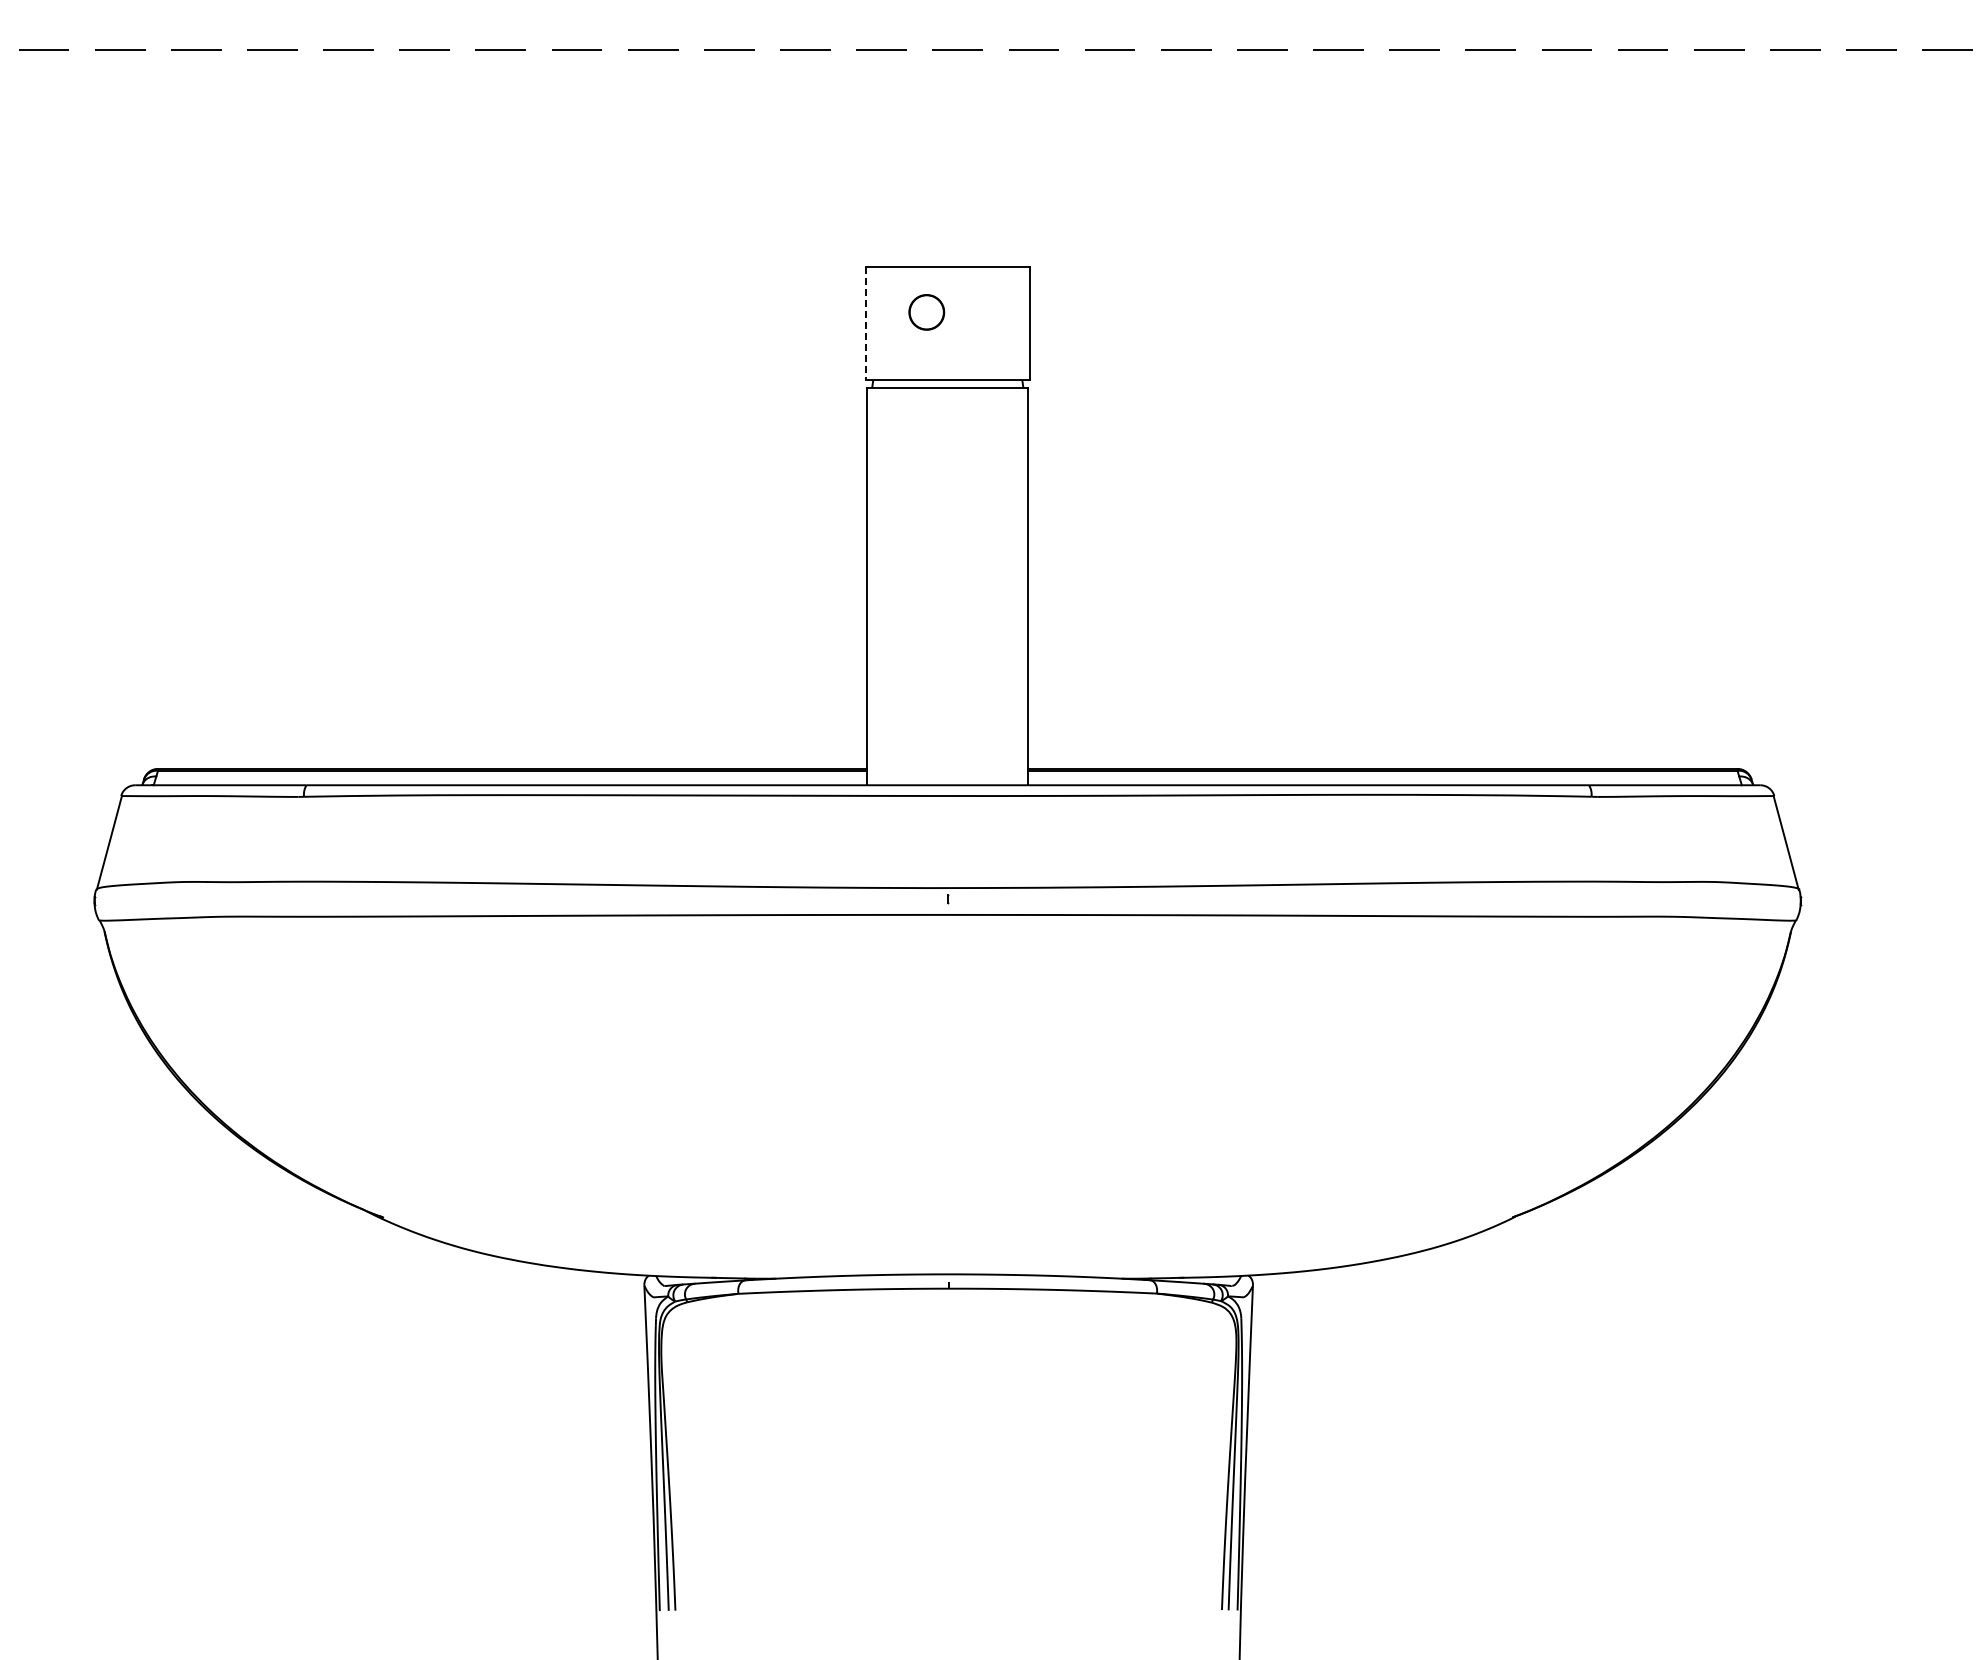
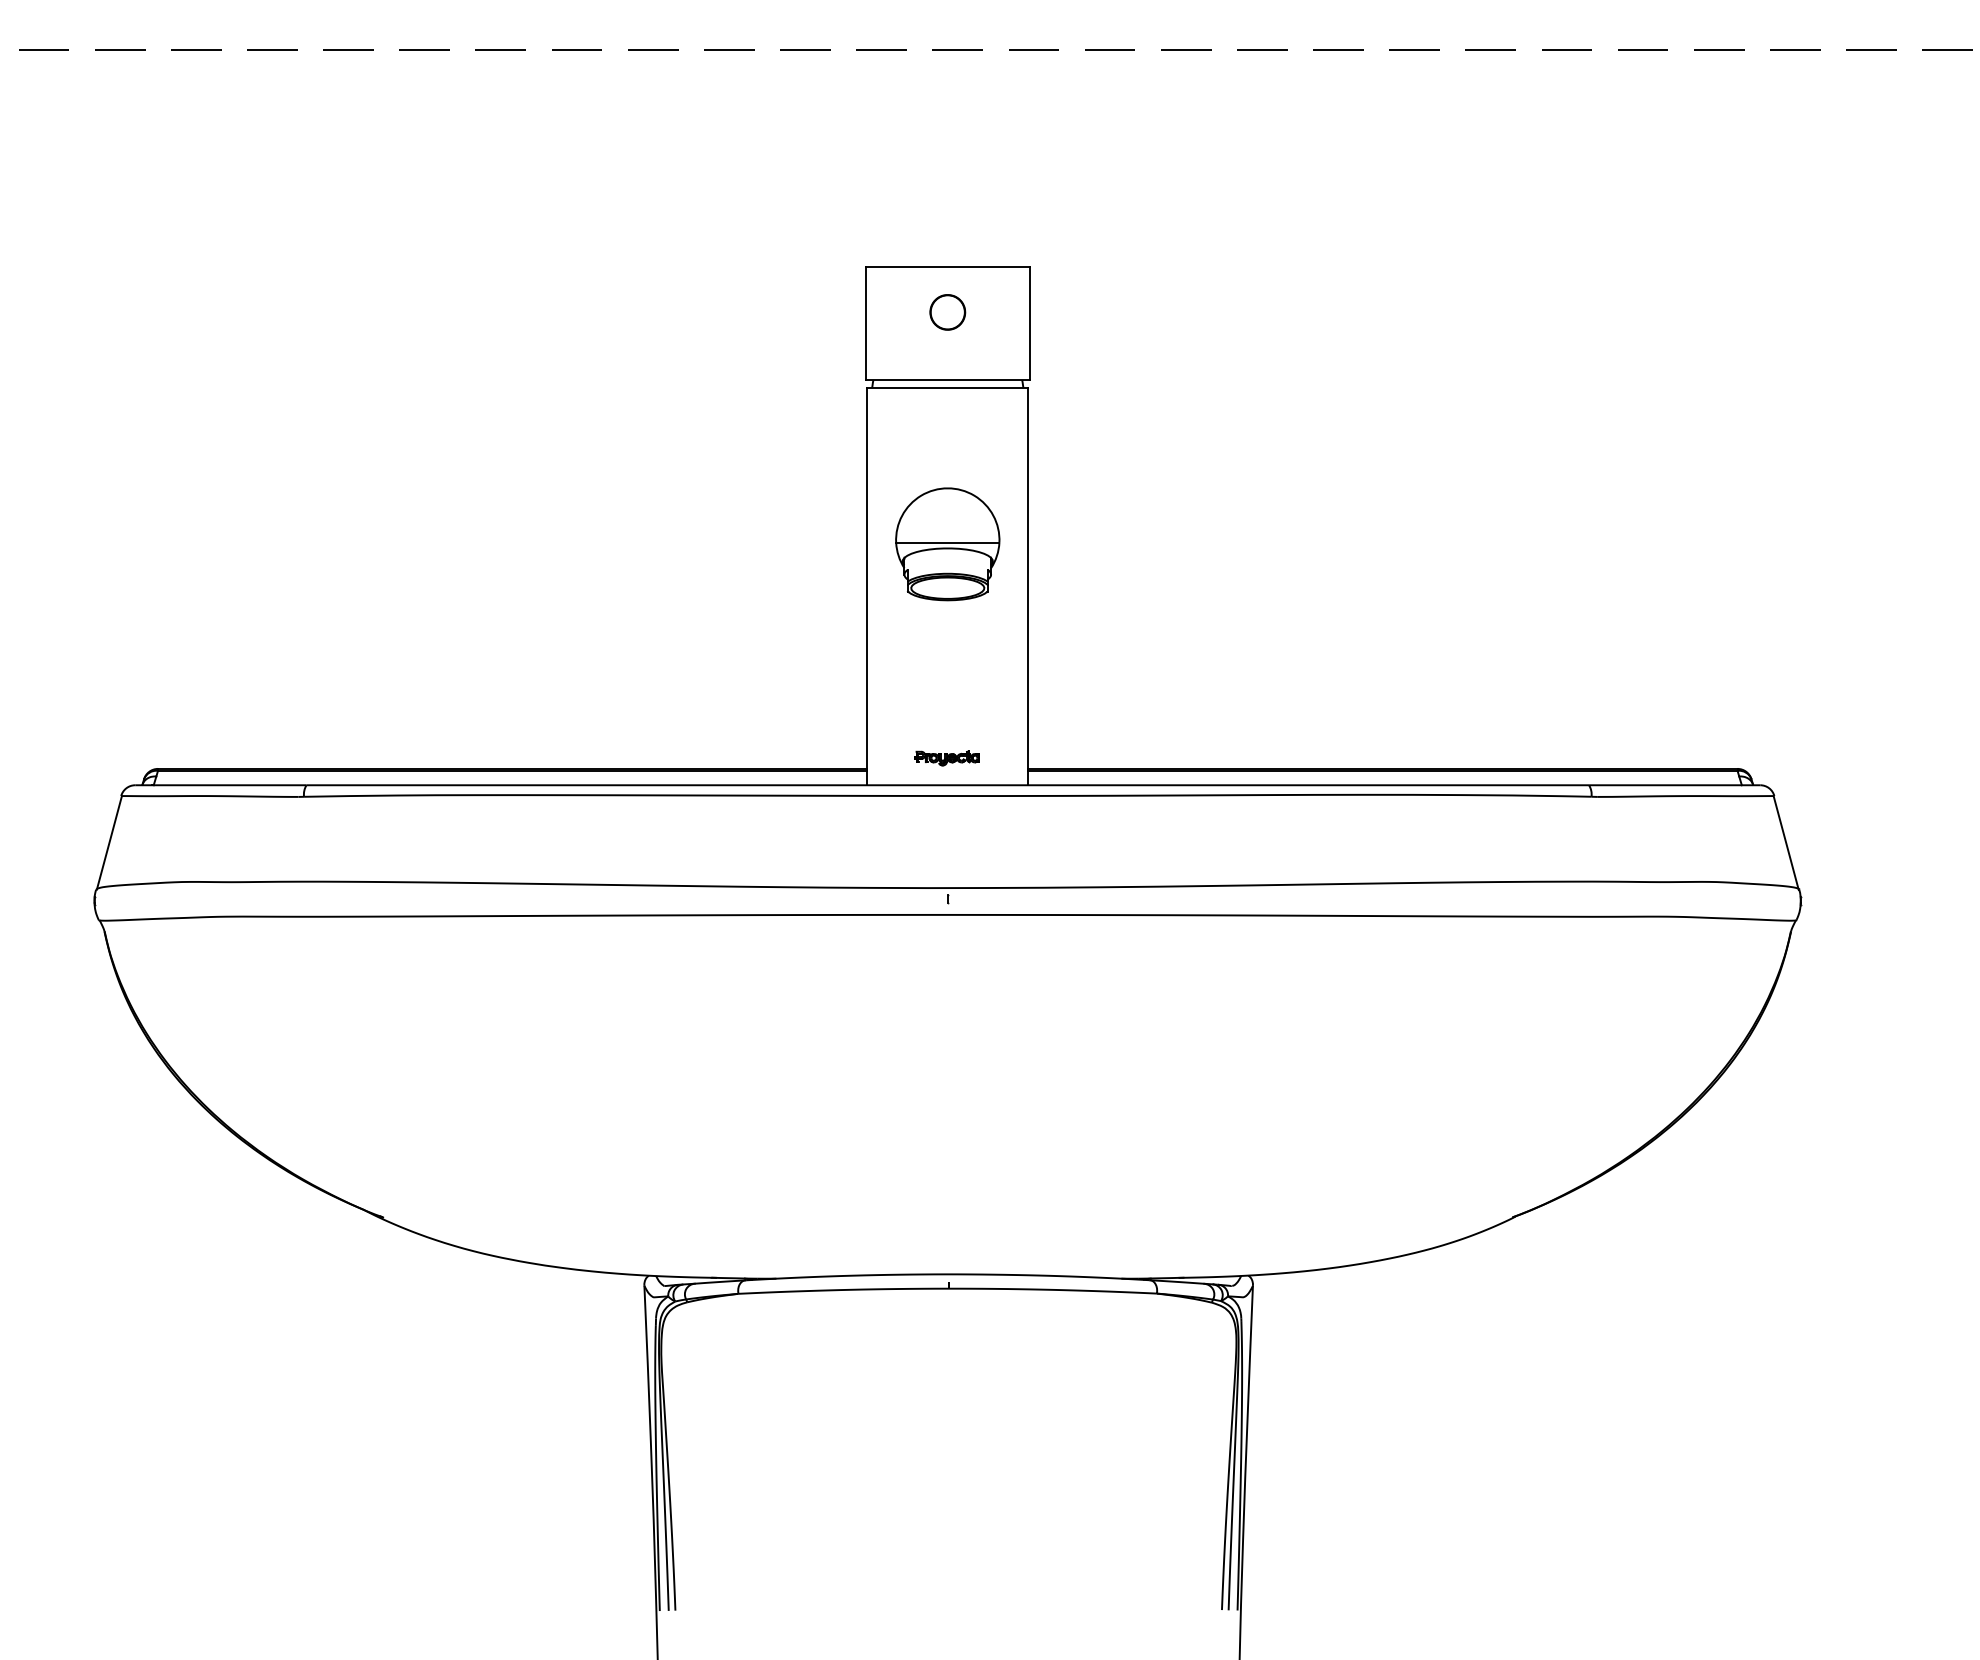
part position: (926, 312) -> (947, 312) (947, 312)
line: dashed -> solid (866, 323)
part: none -> present (947, 544)
part: none -> present (946, 758)
